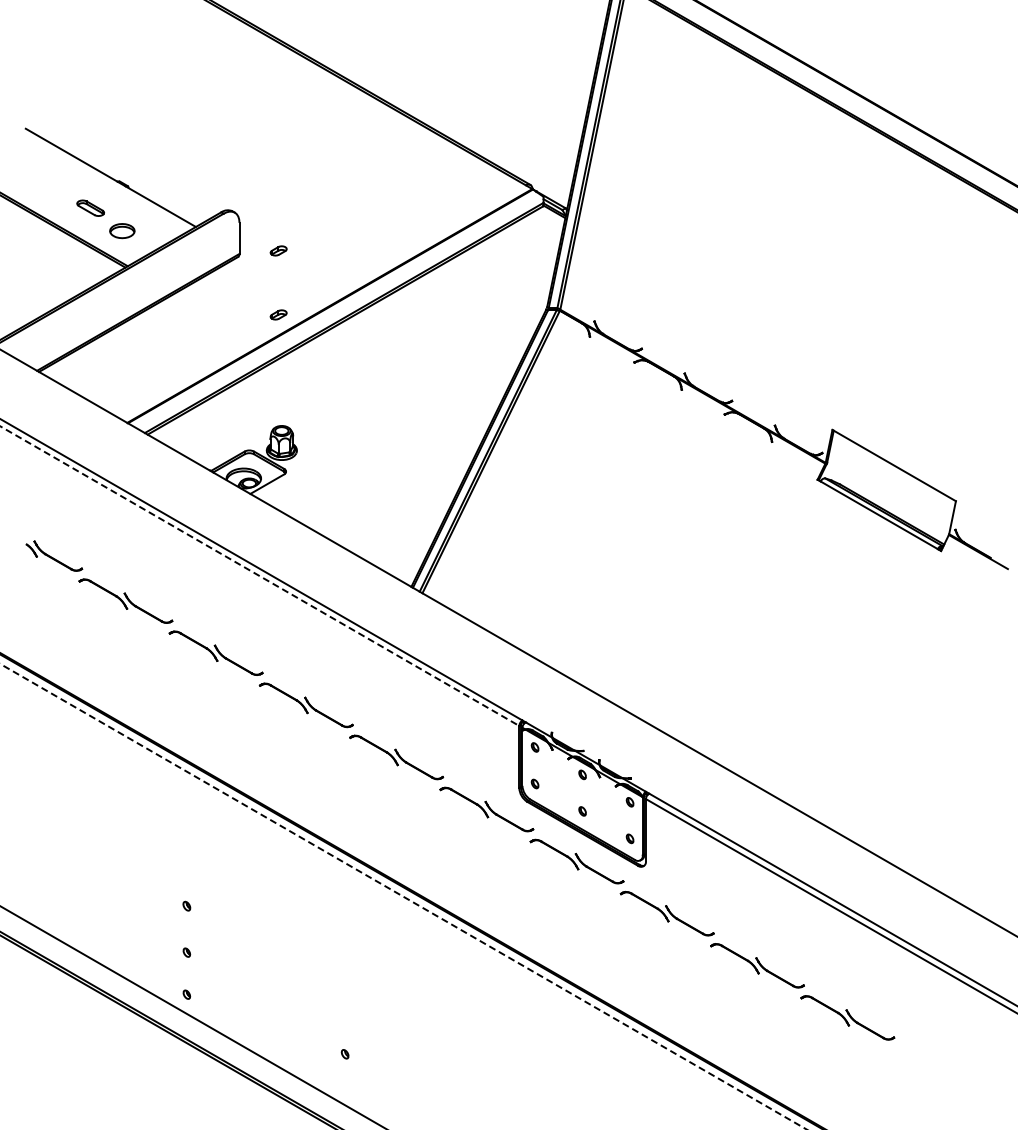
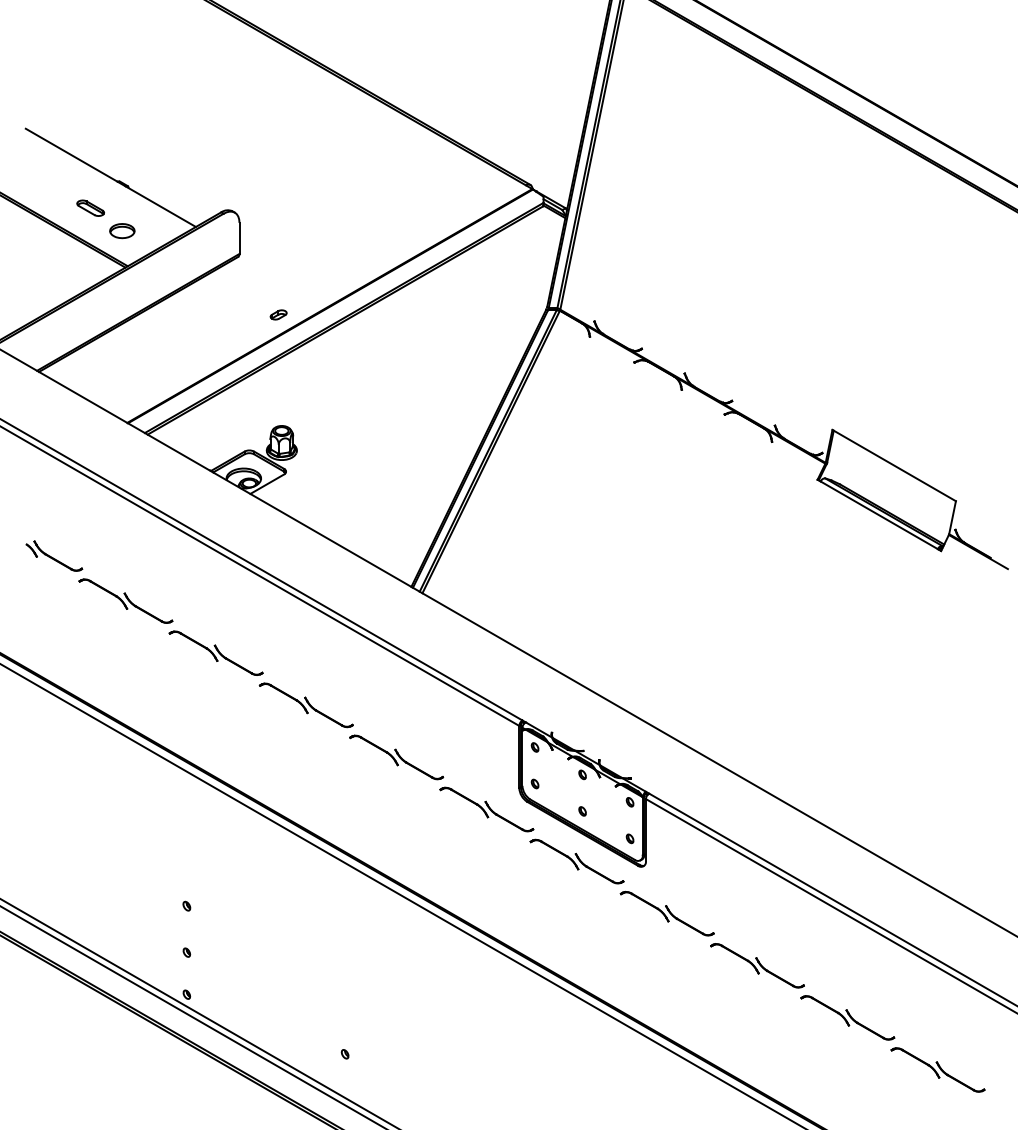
part: present -> none (278, 250)
line: dashed -> solid (260, 576)
line: dashed -> solid (404, 897)
line: none -> present (198, 1013)
part: none -> present (937, 1069)
